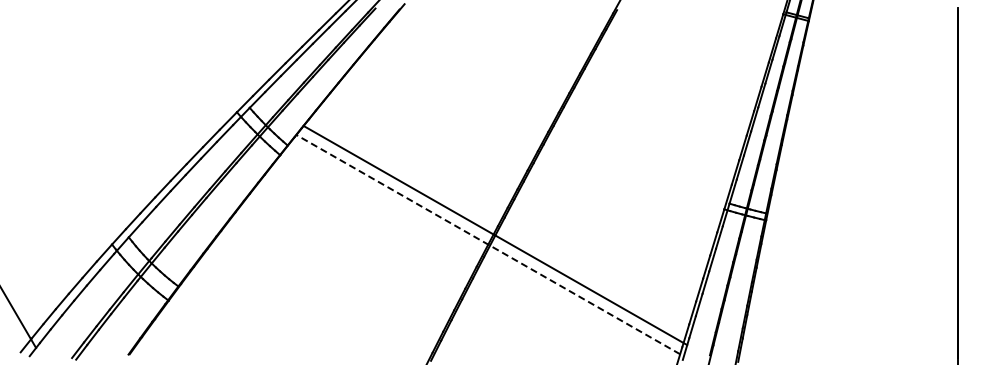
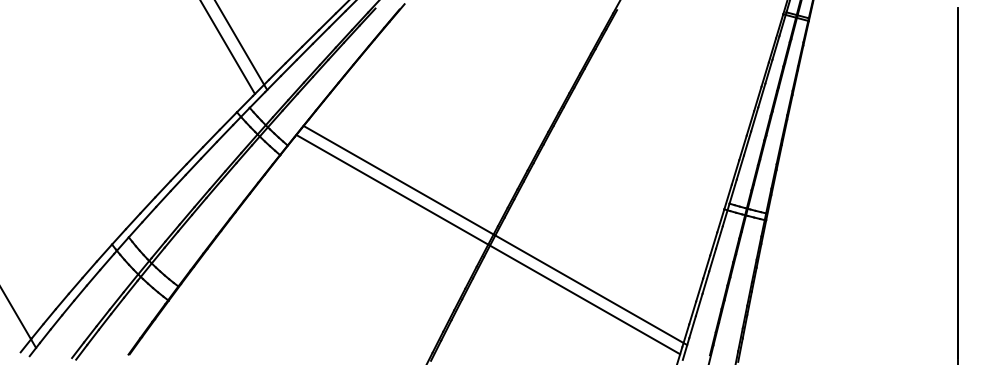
line: none -> present (241, 46)
line: none -> present (227, 47)
line: dashed -> solid (488, 244)
